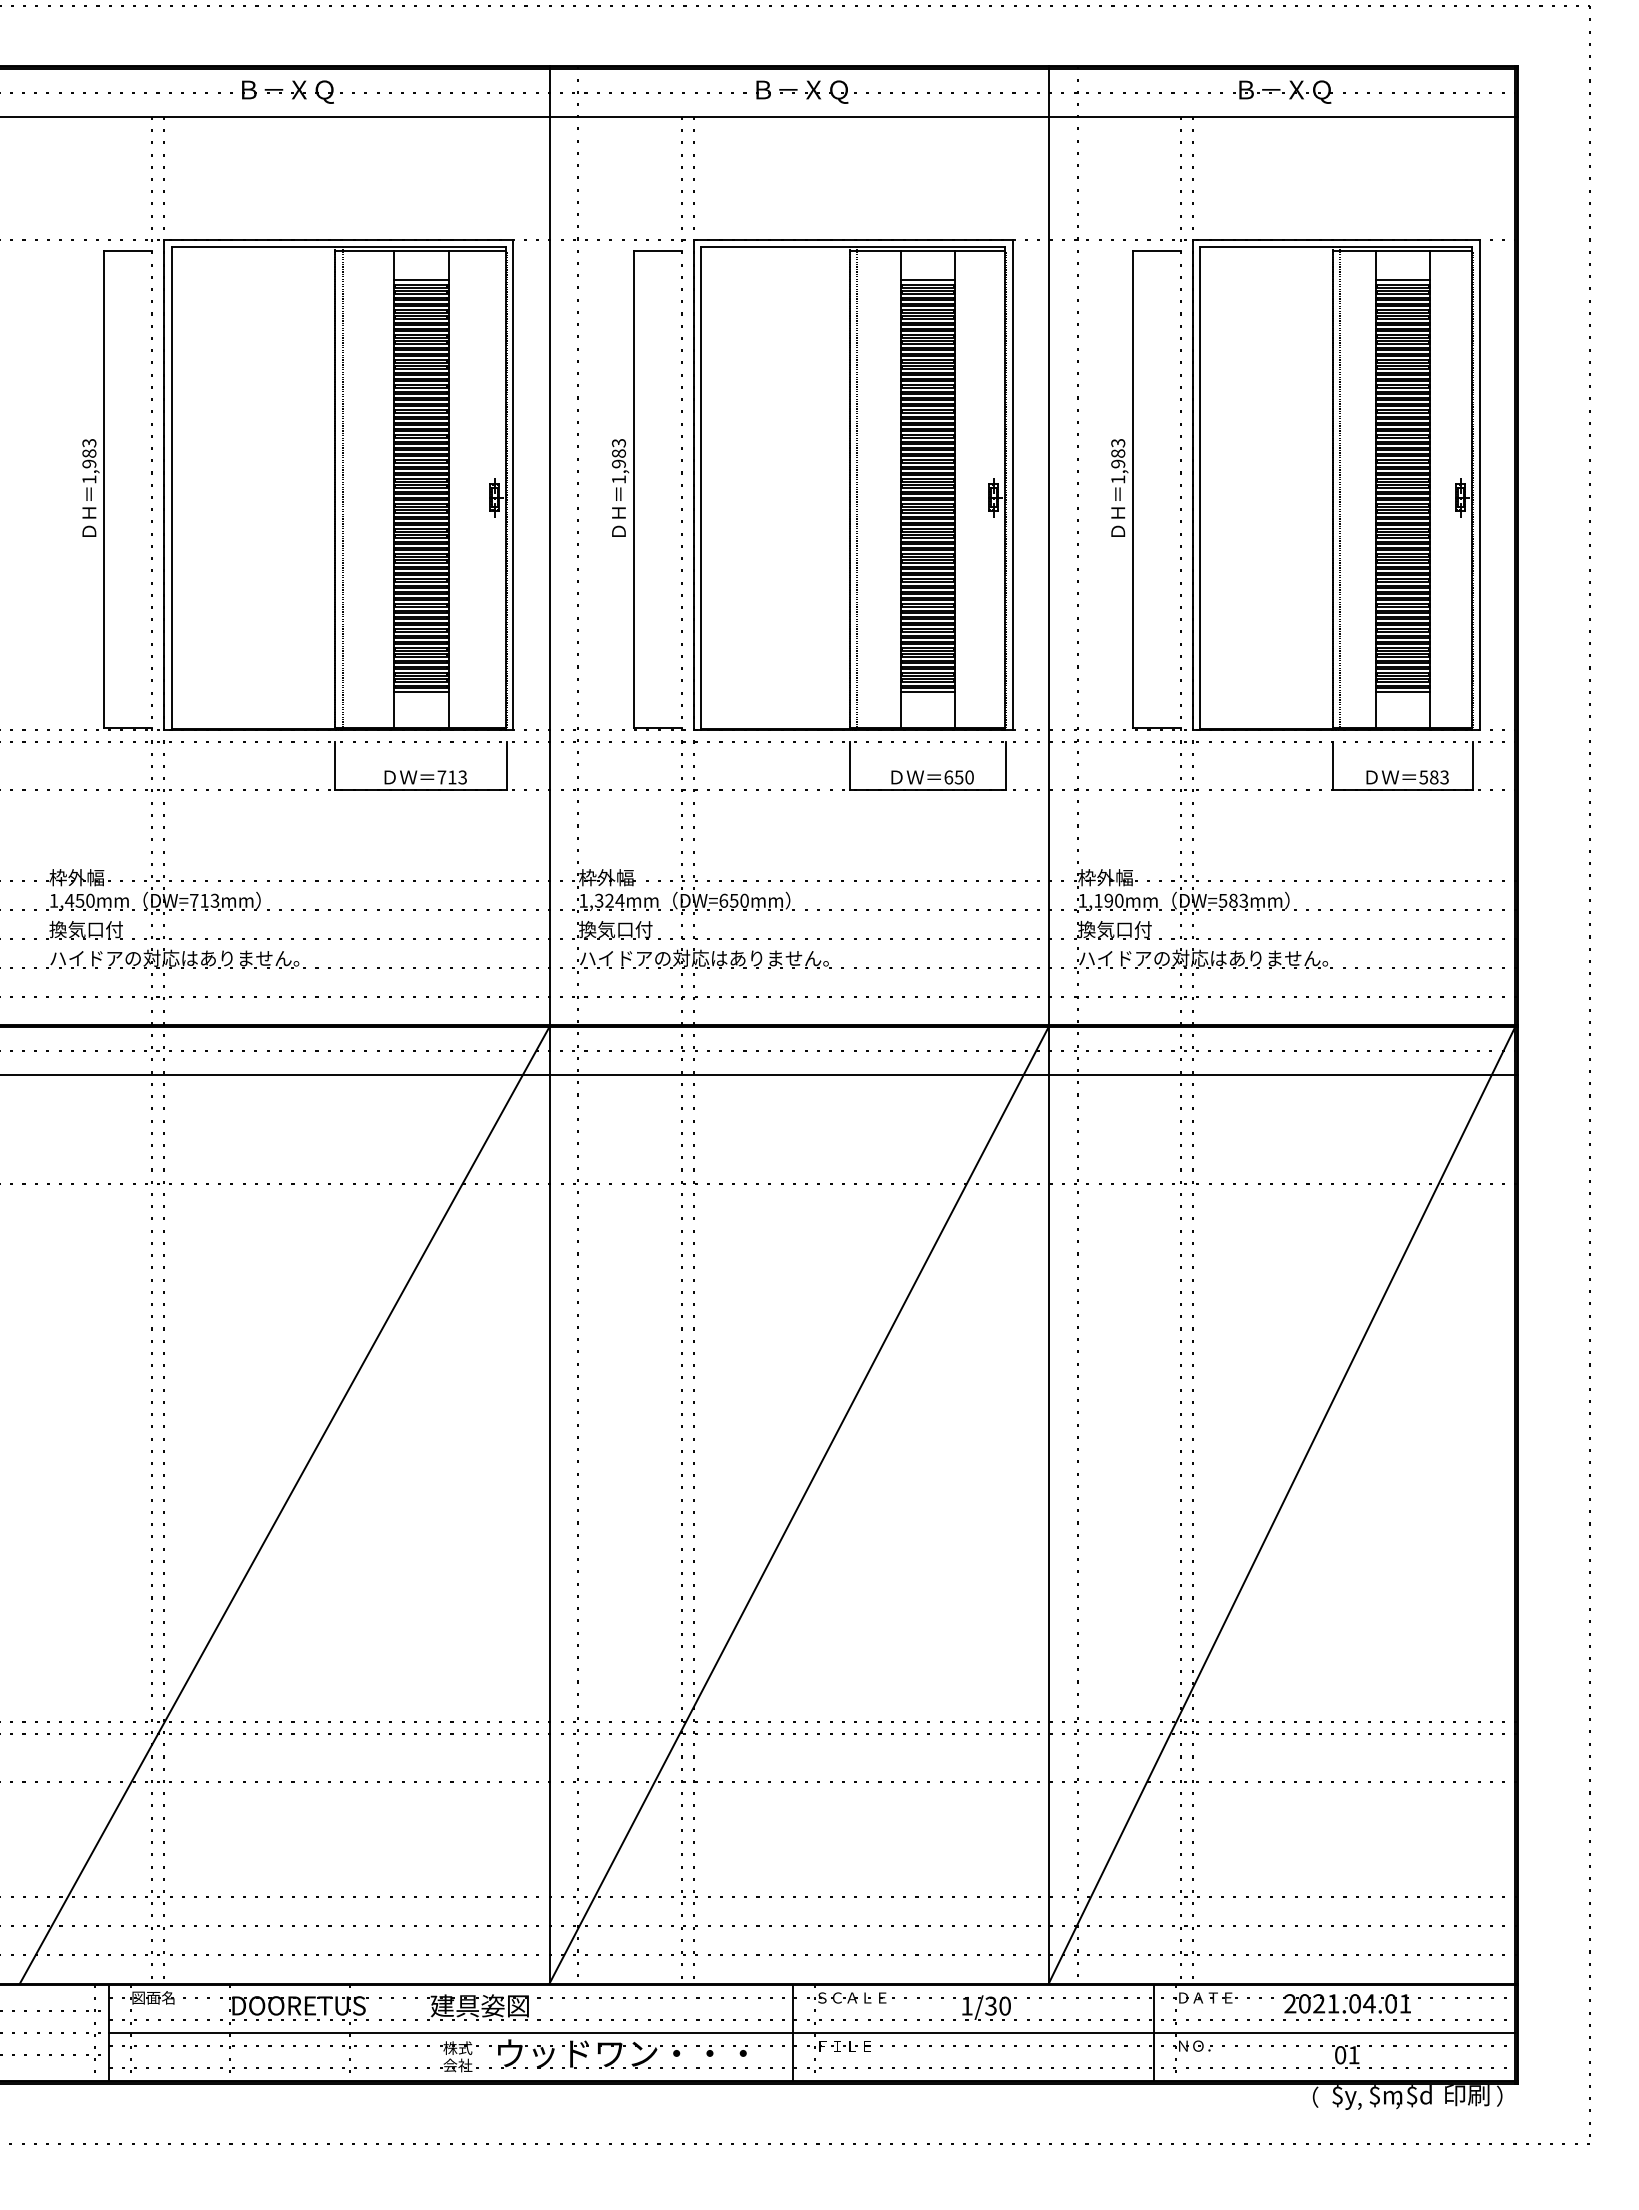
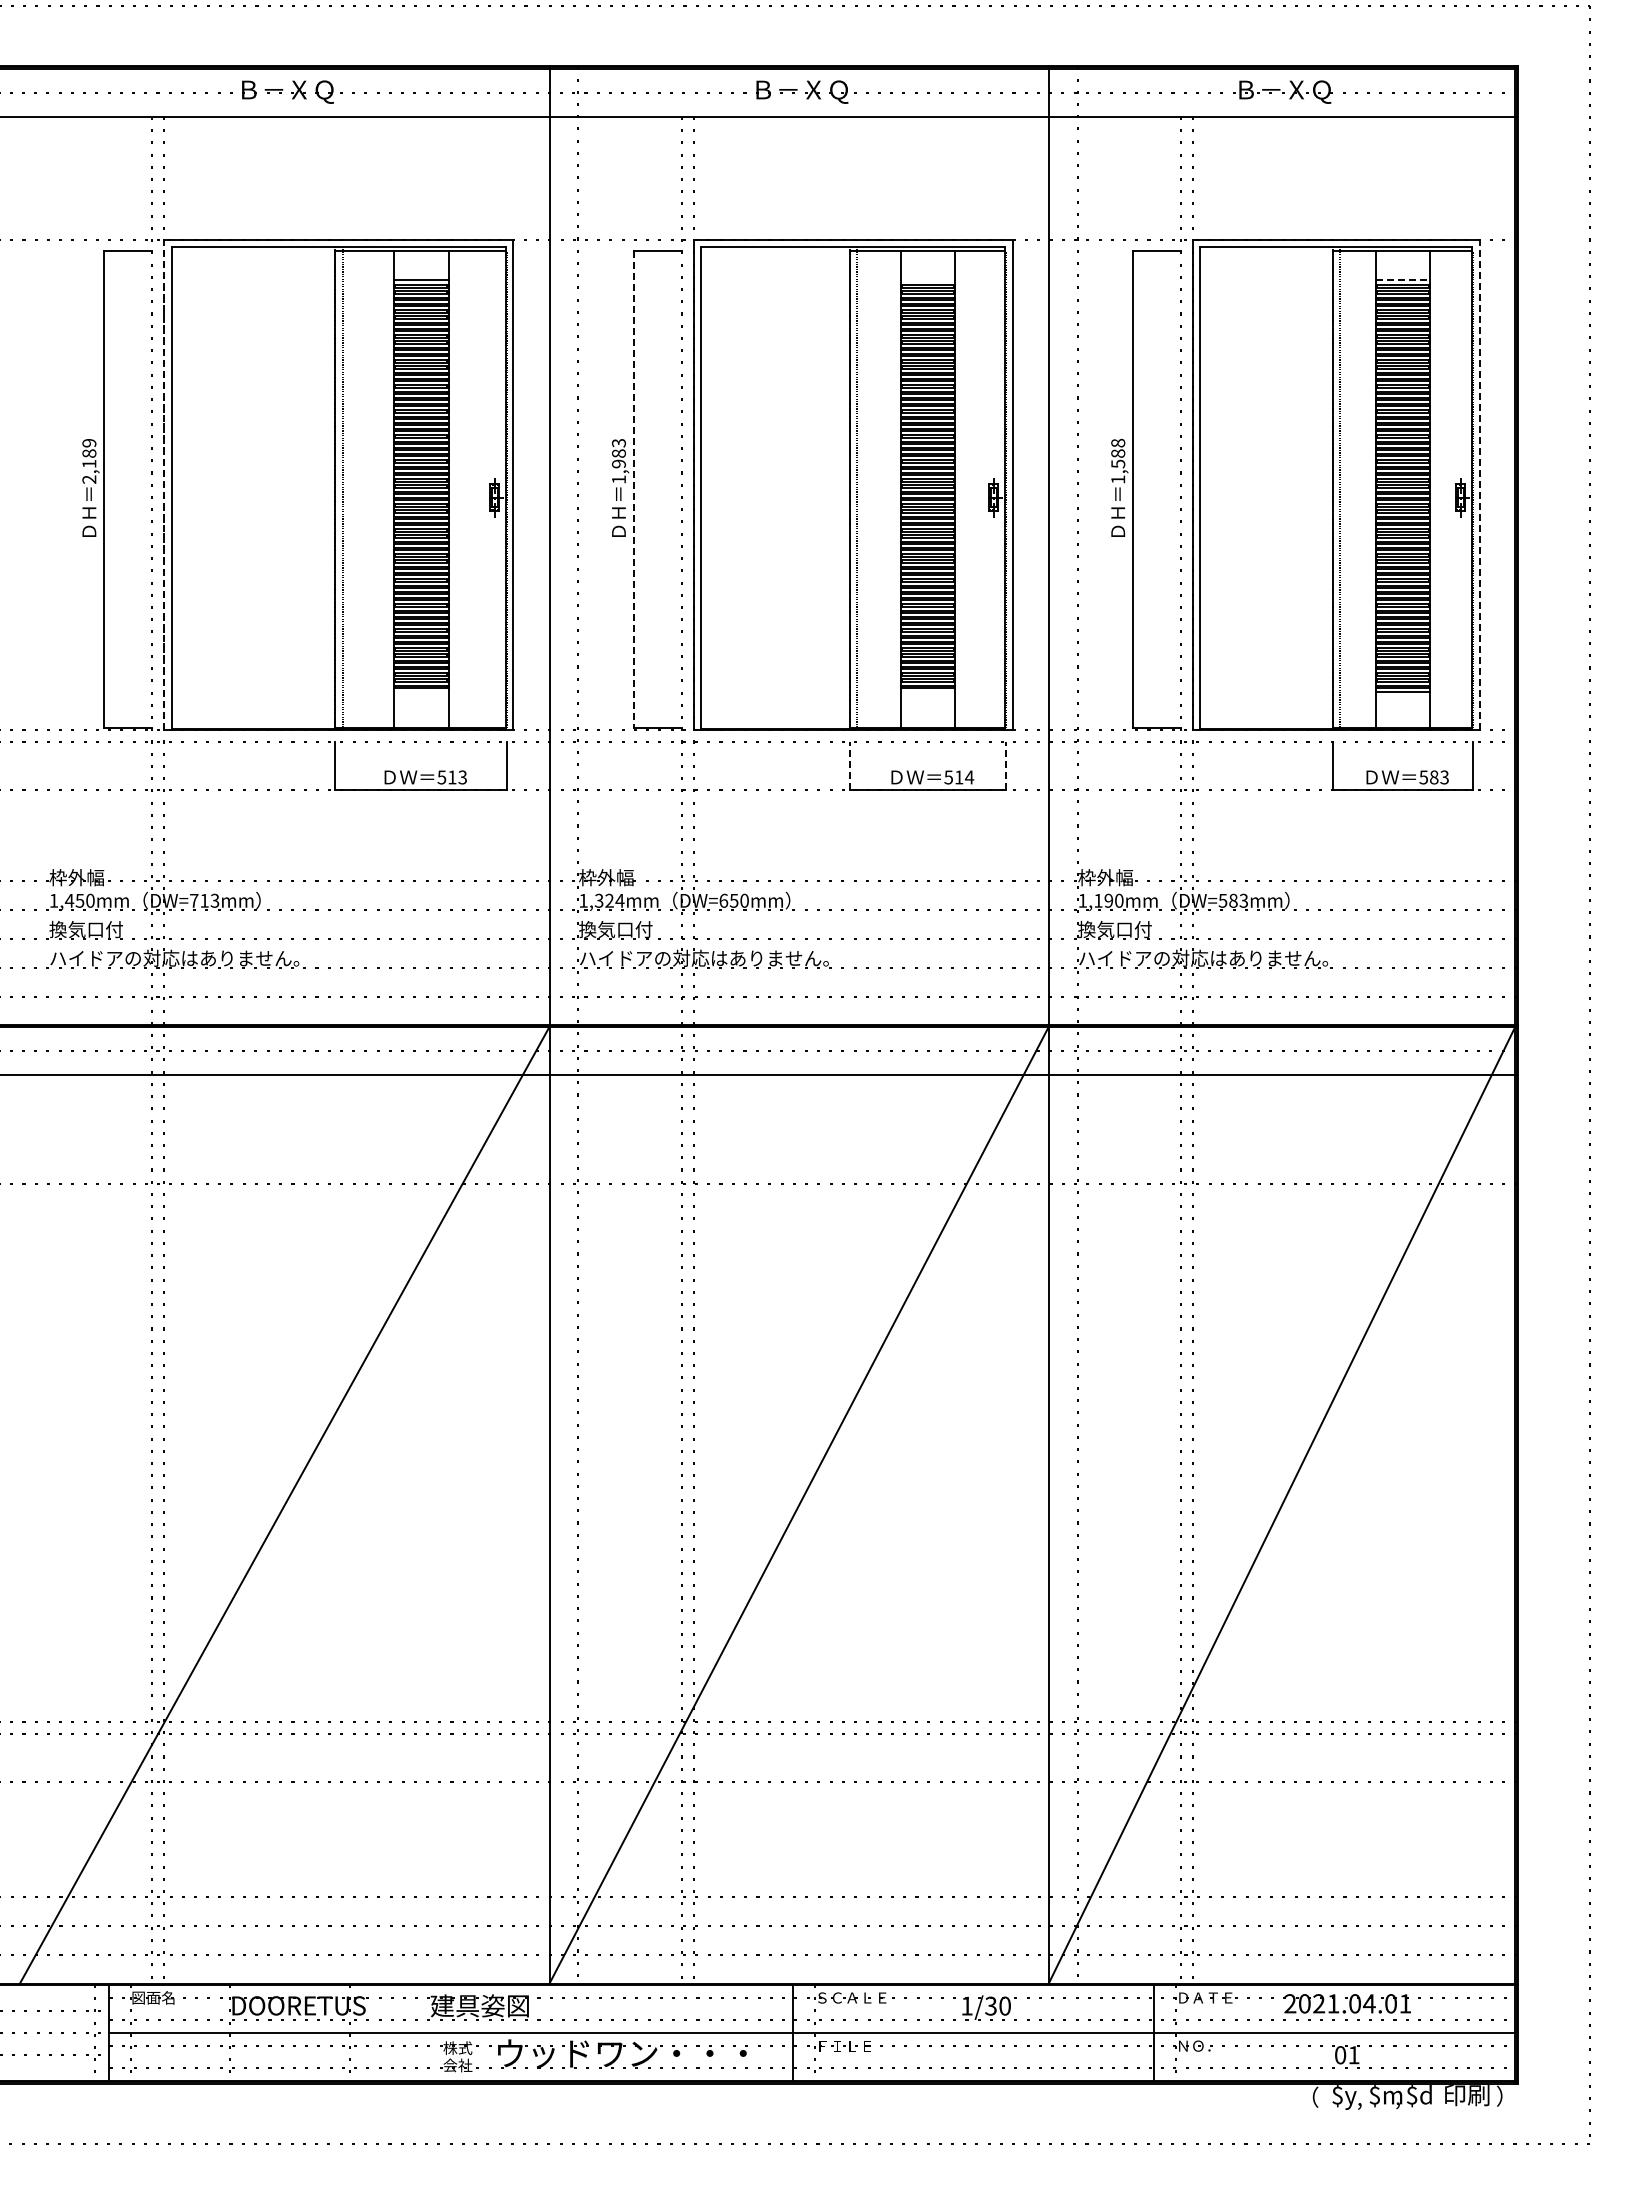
line: present -> none (927, 280)
line: solid -> dashed (1403, 280)
text: 1,983 -> 1,588 (1118, 453)
text: 1,983 -> 2,189 (89, 461)
line: solid -> dashed (164, 485)
line: solid -> dashed (1479, 485)
line: solid -> dashed (633, 489)
line: present -> none (420, 691)
line: present -> none (927, 691)
line: solid -> dashed (849, 765)
line: solid -> dashed (1006, 765)
text: 713 -> 513 (441, 777)
text: 650 -> 514 (959, 777)
